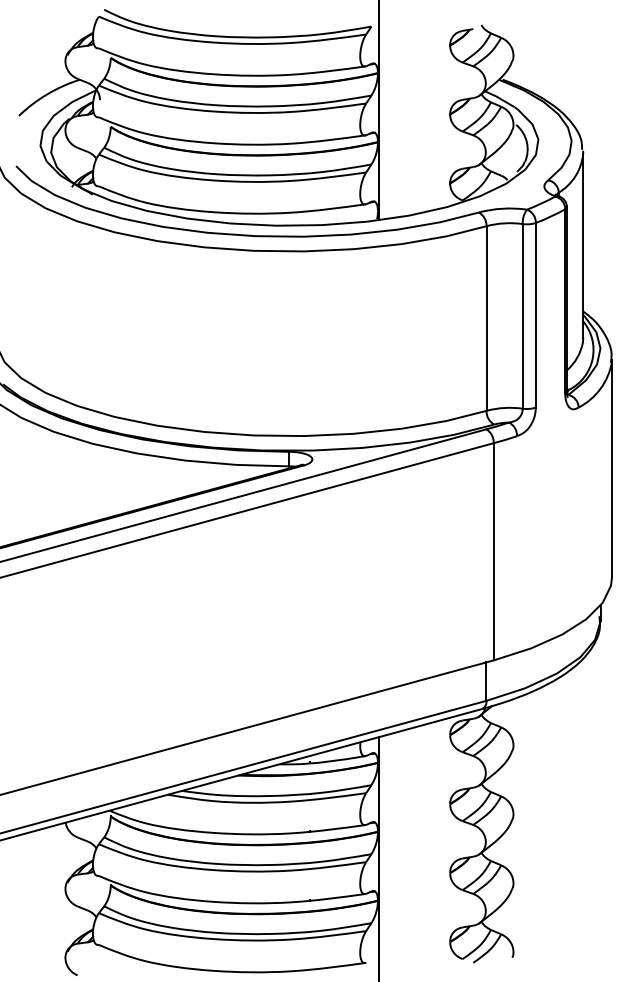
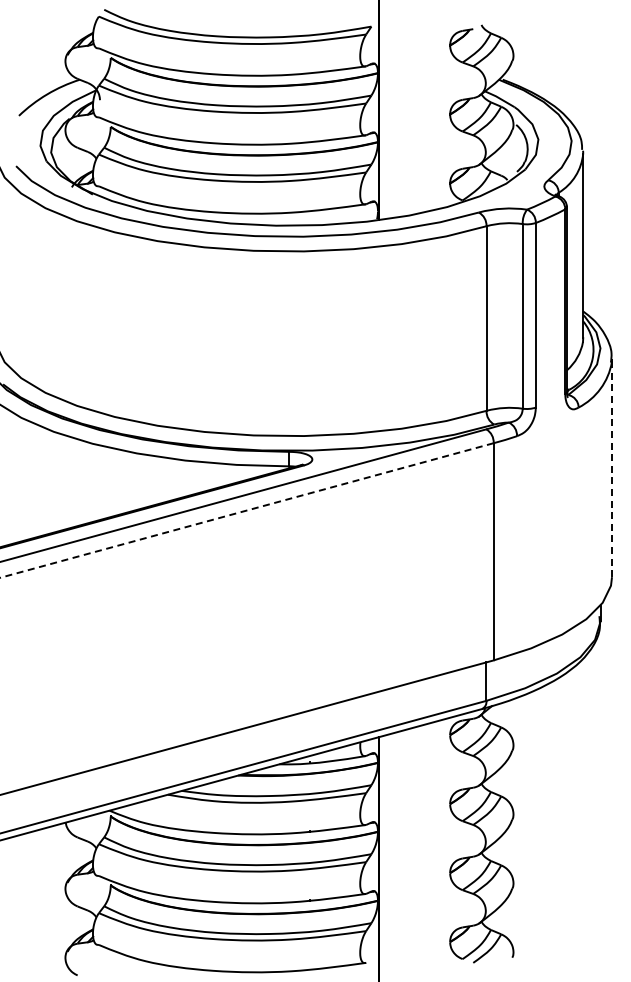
line: solid -> dashed (612, 468)
line: solid -> dashed (247, 510)
